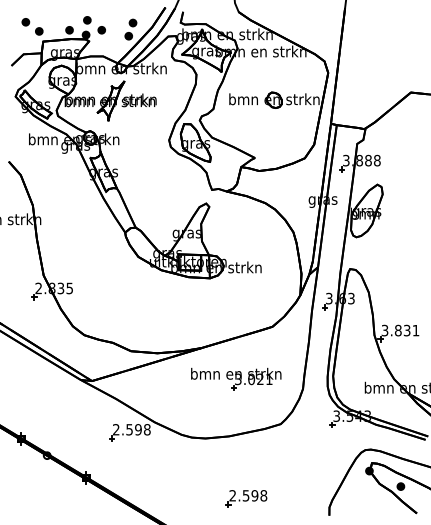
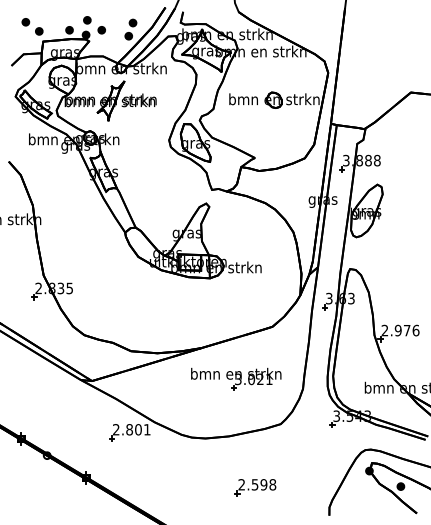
text: 3.831 -> 2.976 (400, 330)
text: 2.598 -> 2.801 (138, 429)
part position: (246, 498) -> (255, 487) (255, 487)
